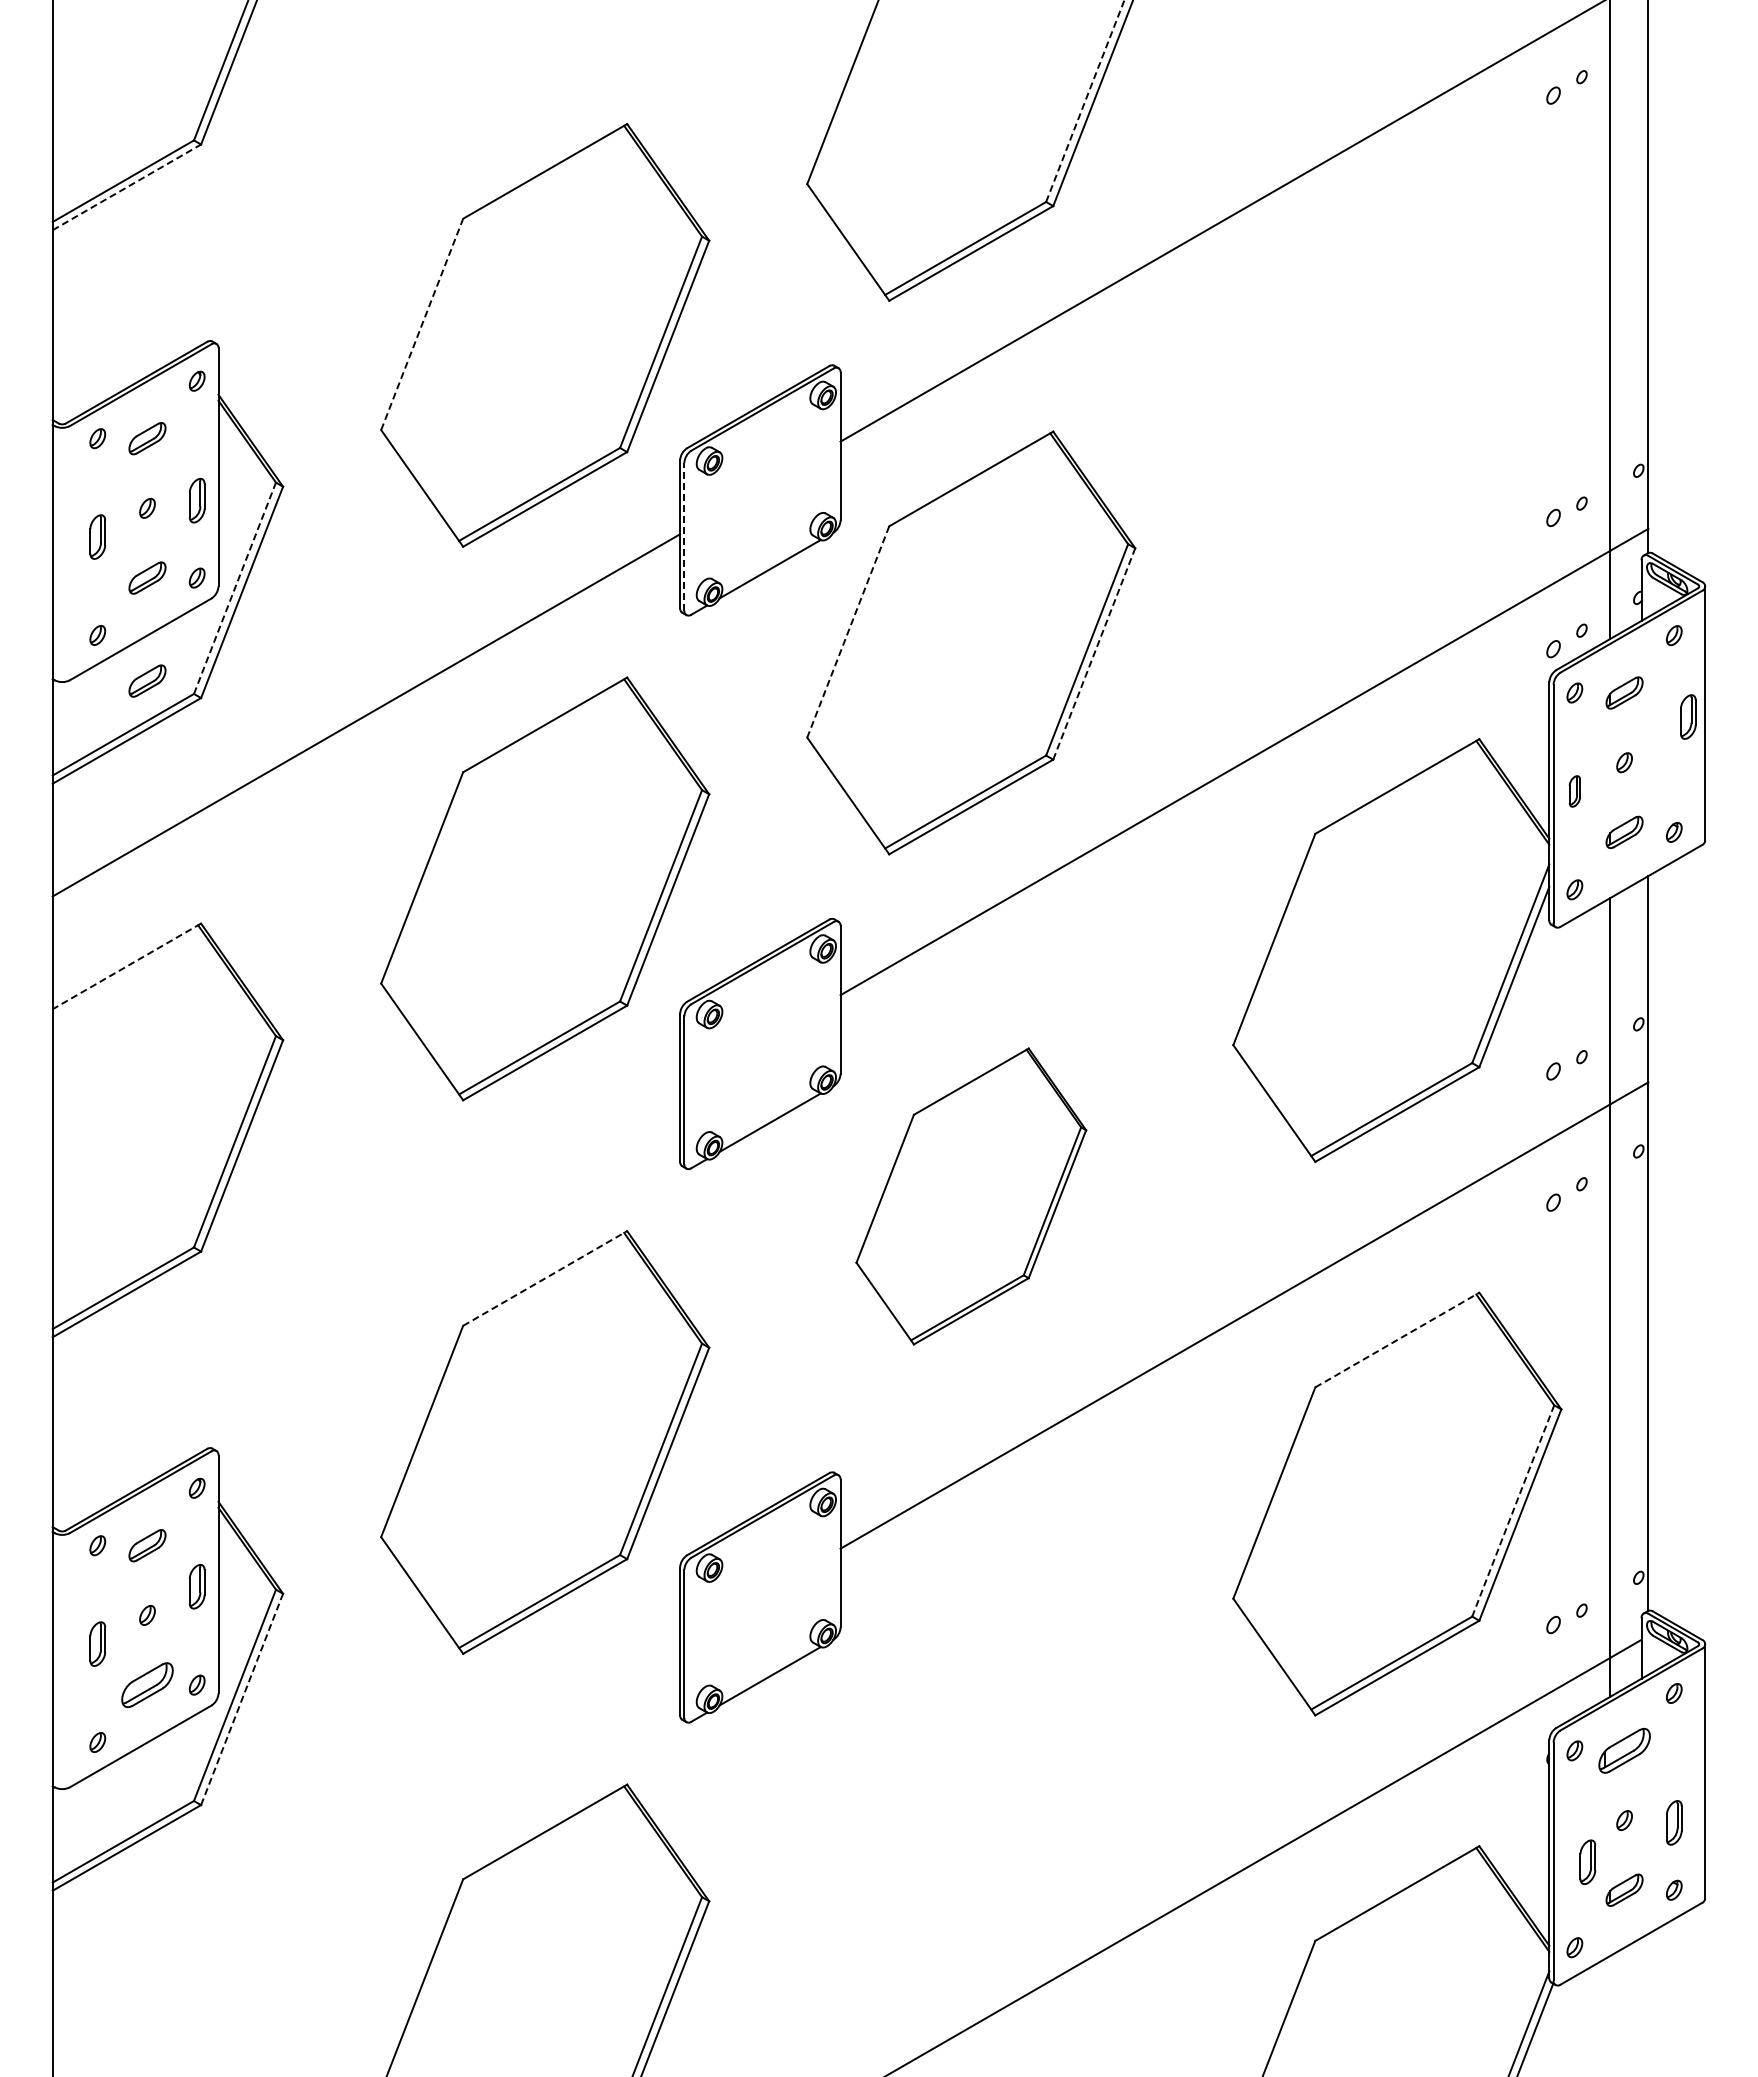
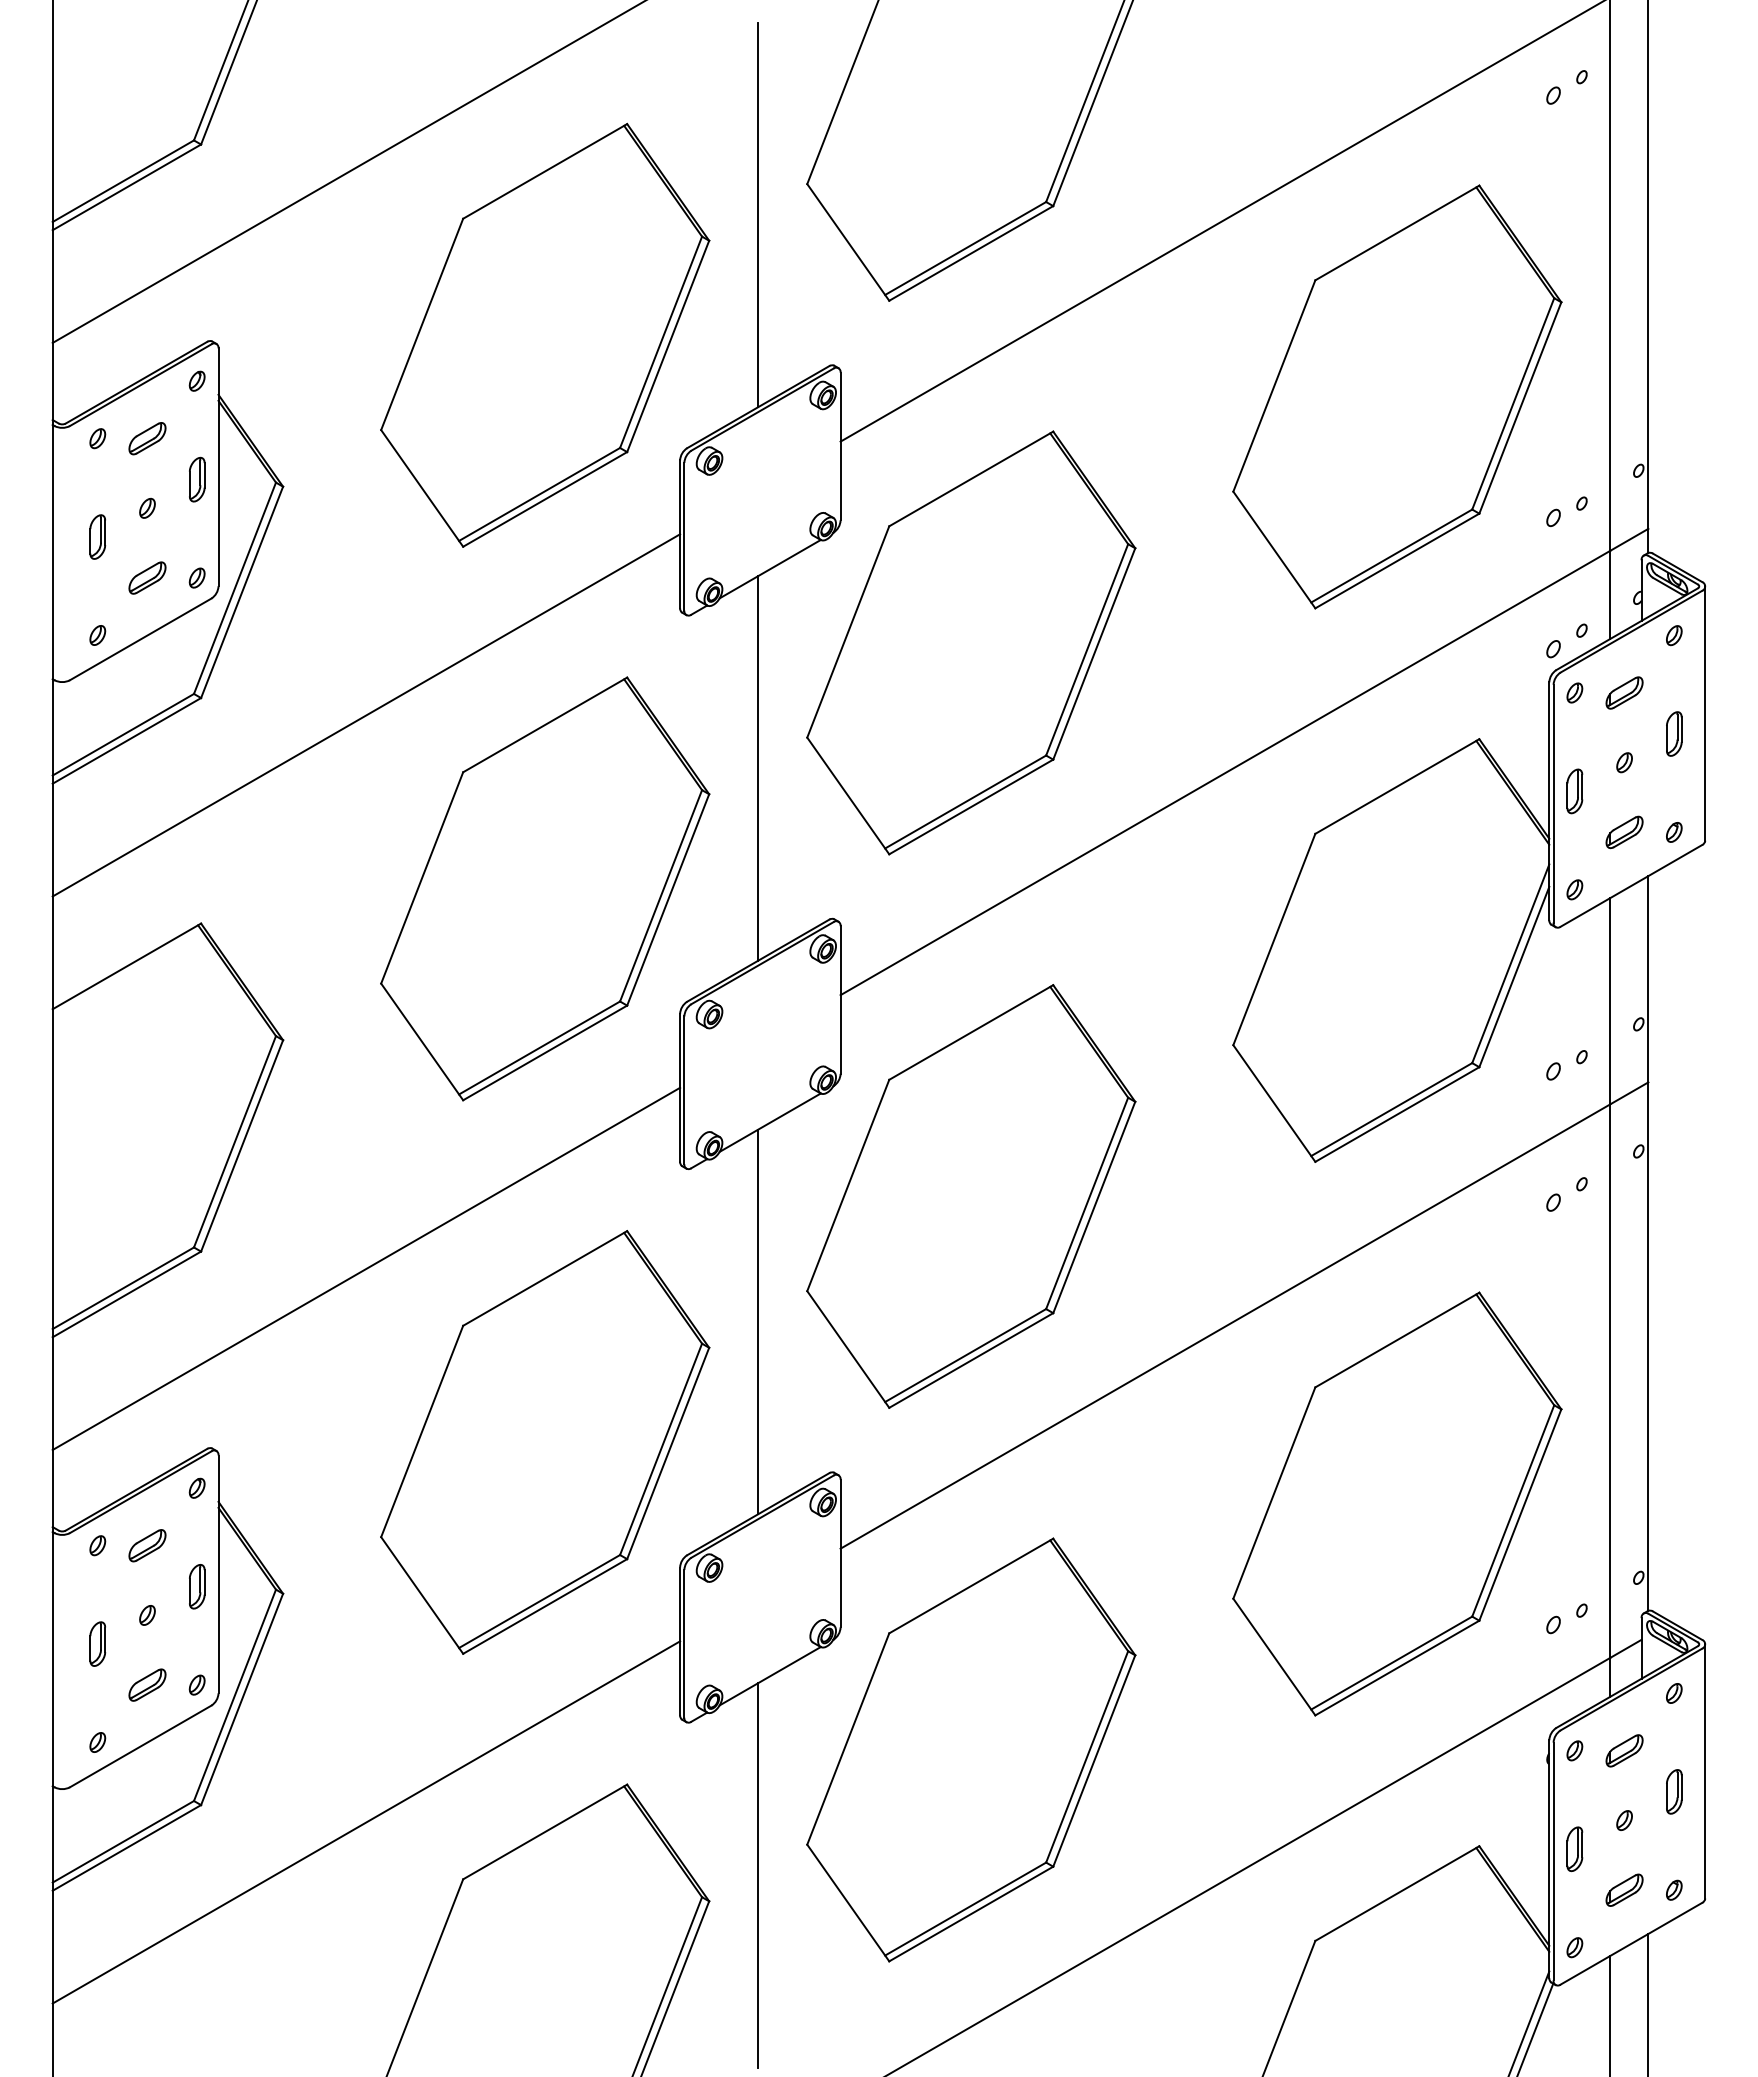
line: dashed -> solid (1085, 101)
line: none -> present (347, 172)
line: dashed -> solid (126, 187)
line: none -> present (758, 214)
line: dashed -> solid (422, 323)
part: none -> present (1397, 396)
part position: (197, 500) -> (197, 479) (197, 479)
line: dashed -> solid (684, 536)
line: dashed -> solid (235, 587)
line: dashed -> solid (848, 632)
line: dashed -> solid (1094, 653)
part: present -> none (147, 680)
part position: (1688, 716) -> (1674, 733) (1674, 733)
line: none -> present (758, 768)
part size: 13x33 px -> 18x47 px (1574, 791)
line: dashed -> solid (126, 966)
part size: 233x299 px -> 331x425 px (971, 1196)
line: none -> present (366, 1268)
line: dashed -> solid (545, 1278)
line: none -> present (758, 1321)
line: dashed -> solid (1397, 1340)
line: dashed -> solid (1513, 1511)
part size: 53x47 px -> 39x34 px (147, 1684)
line: dashed -> solid (242, 1698)
part: none -> present (971, 1749)
part size: 53x47 px -> 39x34 px (1624, 1750)
line: none -> present (366, 1822)
part position: (1674, 1822) -> (1674, 1791) (1674, 1791)
part position: (1587, 1862) -> (1574, 1849) (1574, 1849)
line: none -> present (758, 1875)
line: none -> present (1648, 2003)
line: none -> present (1610, 2014)
